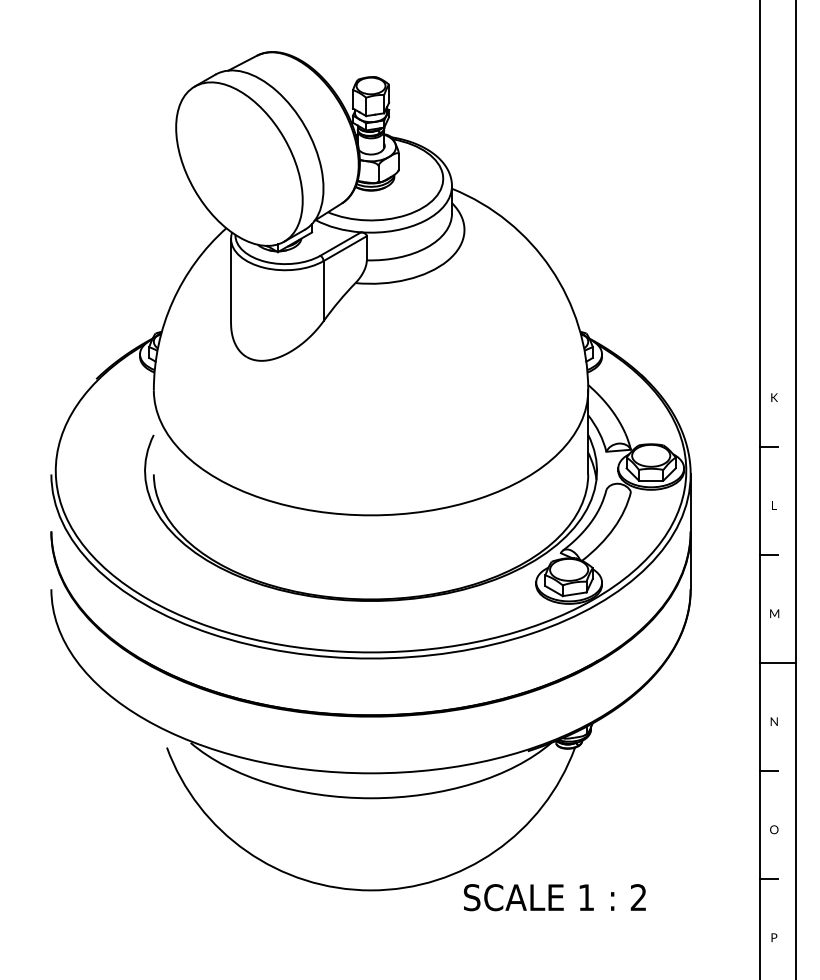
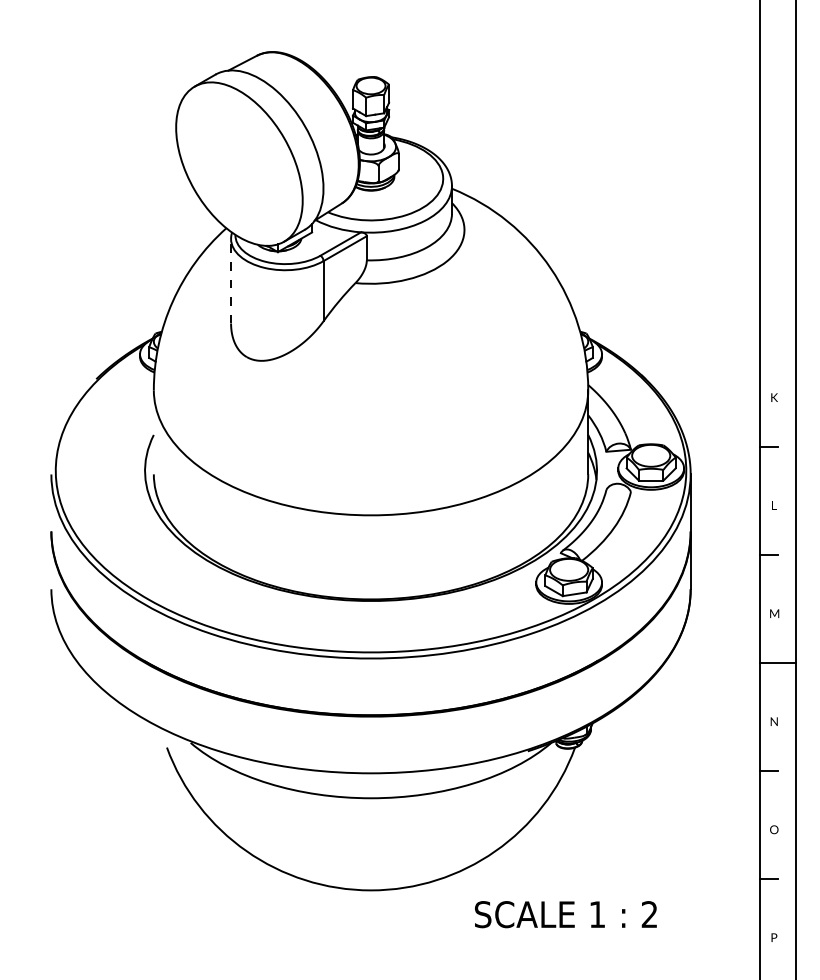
line: solid -> dashed (231, 280)
text position: (554, 897) -> (565, 914) (565, 914)
